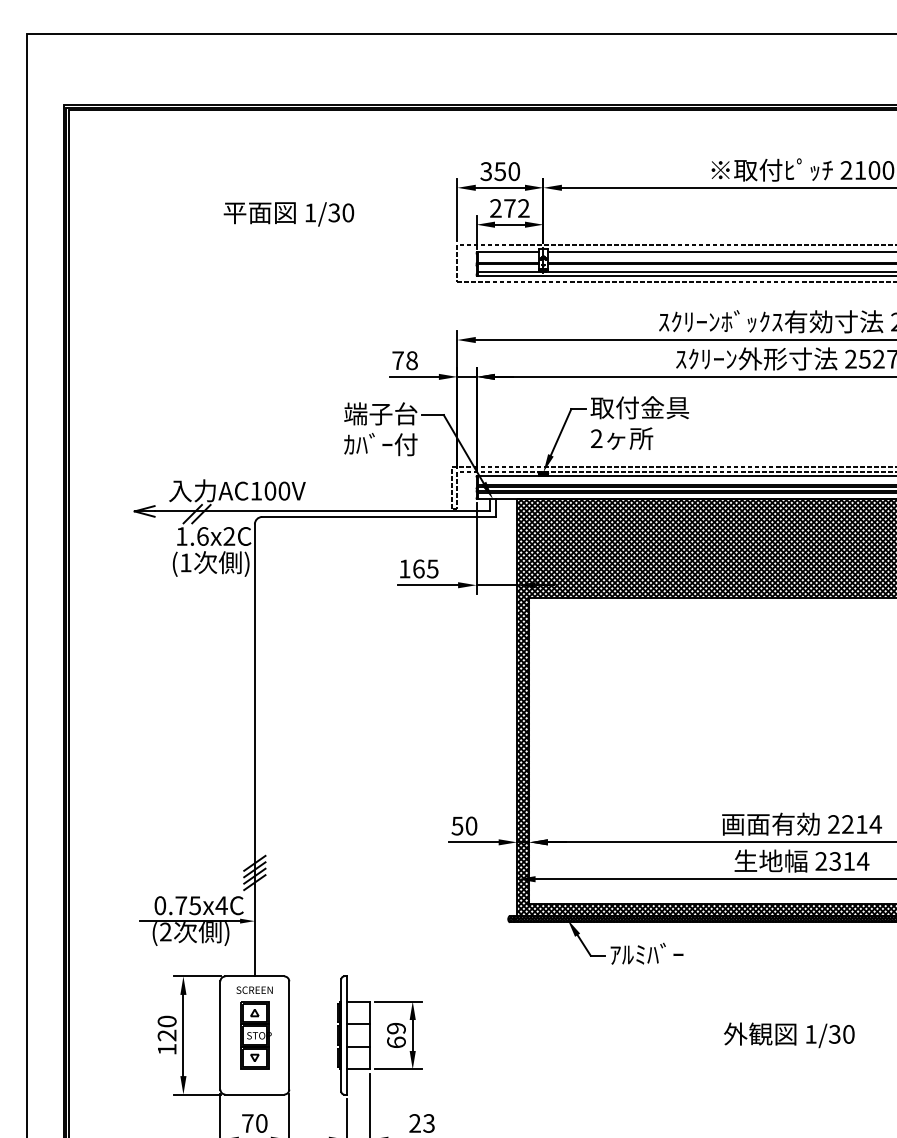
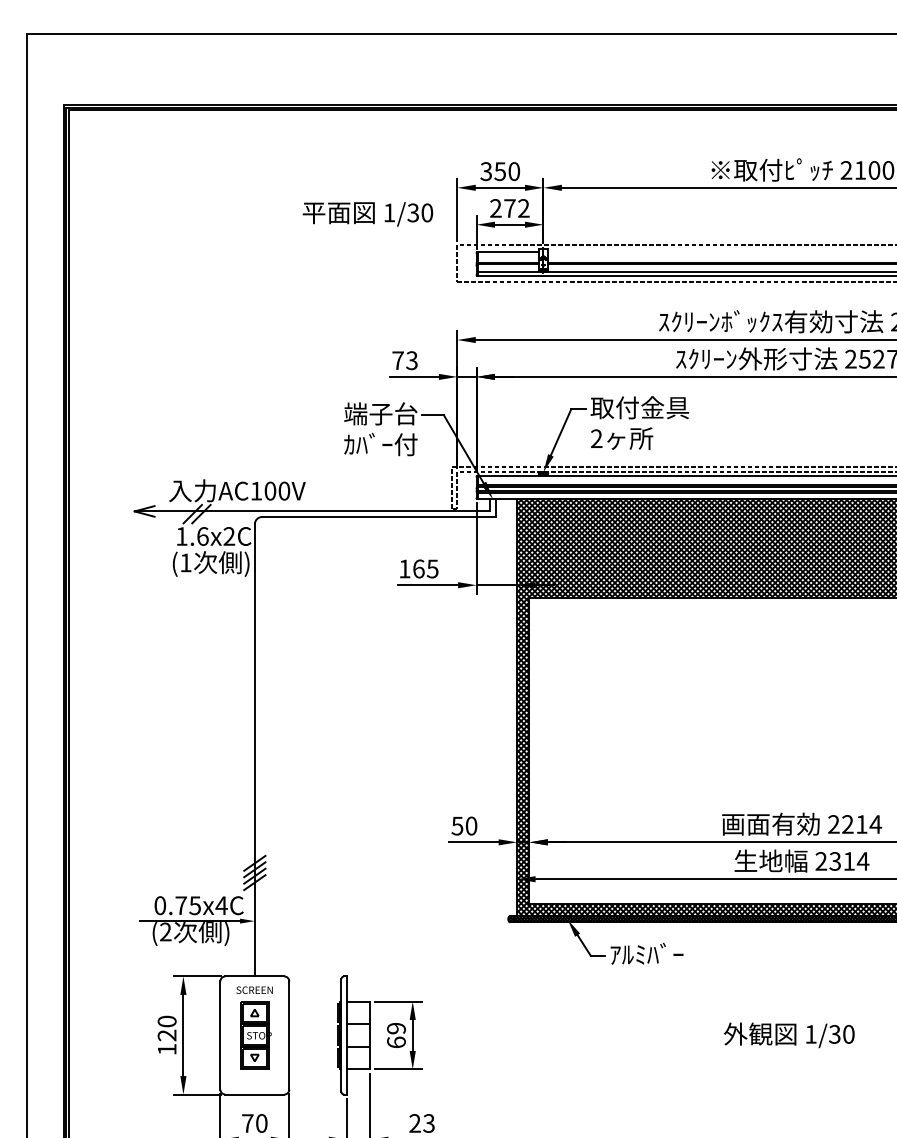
text position: (288, 214) -> (367, 214) (367, 214)
line: present -> none (720, 252)
text: 78 -> 73 (411, 360)
